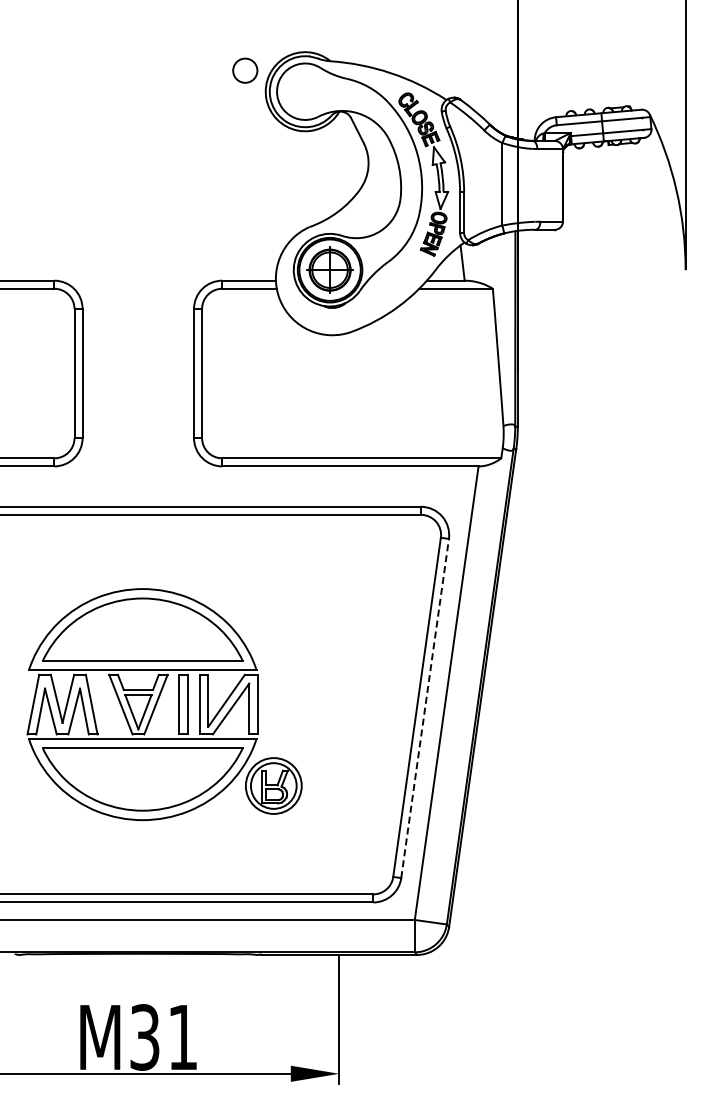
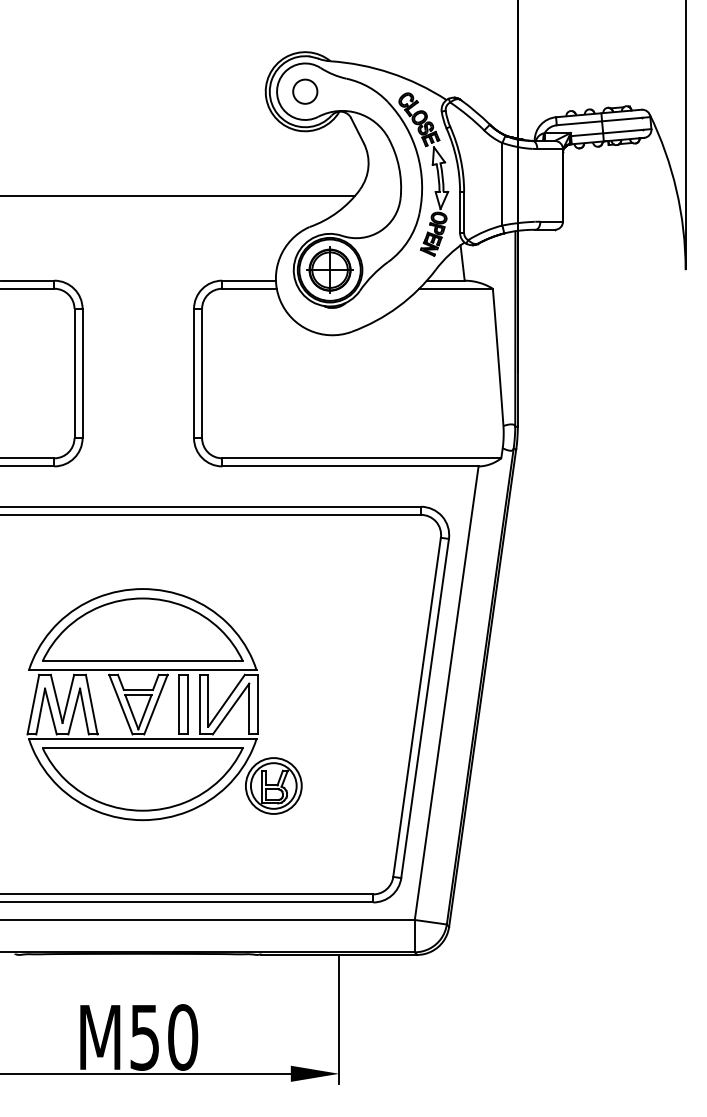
circle position: (245, 70) -> (305, 91) (305, 91)
line: none -> present (178, 195)
line: dashed -> solid (425, 708)
text: M31 -> M50 (164, 1037)
